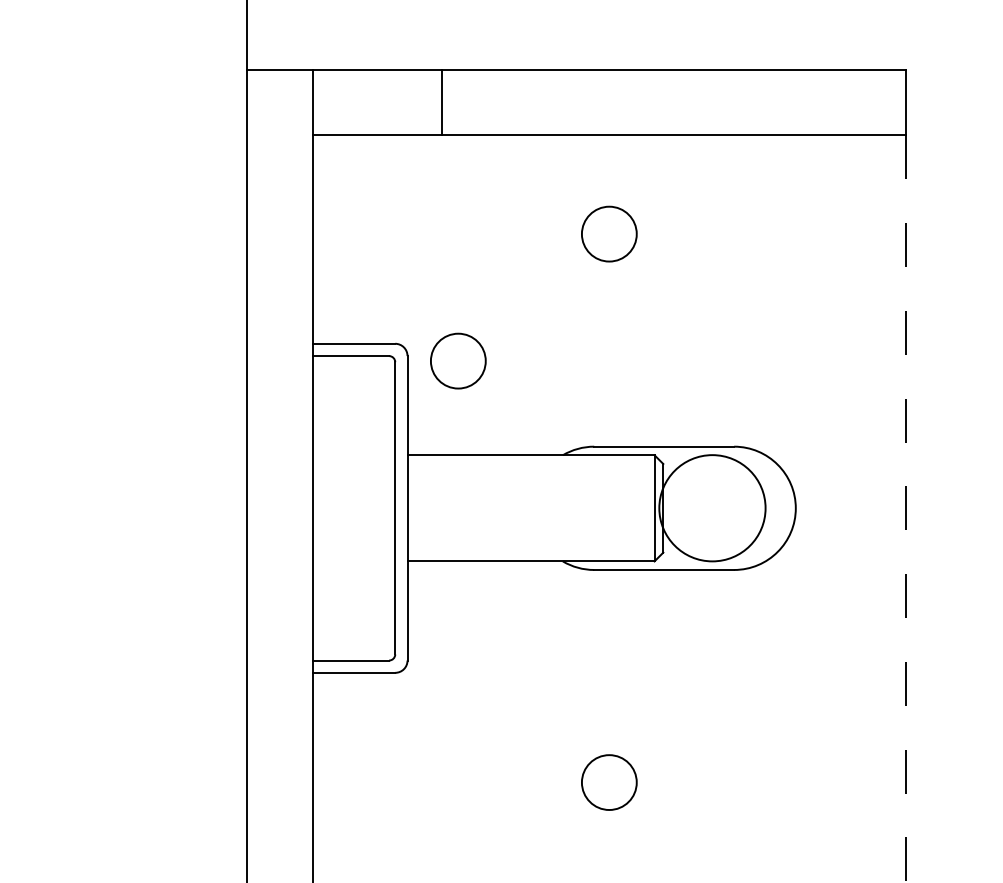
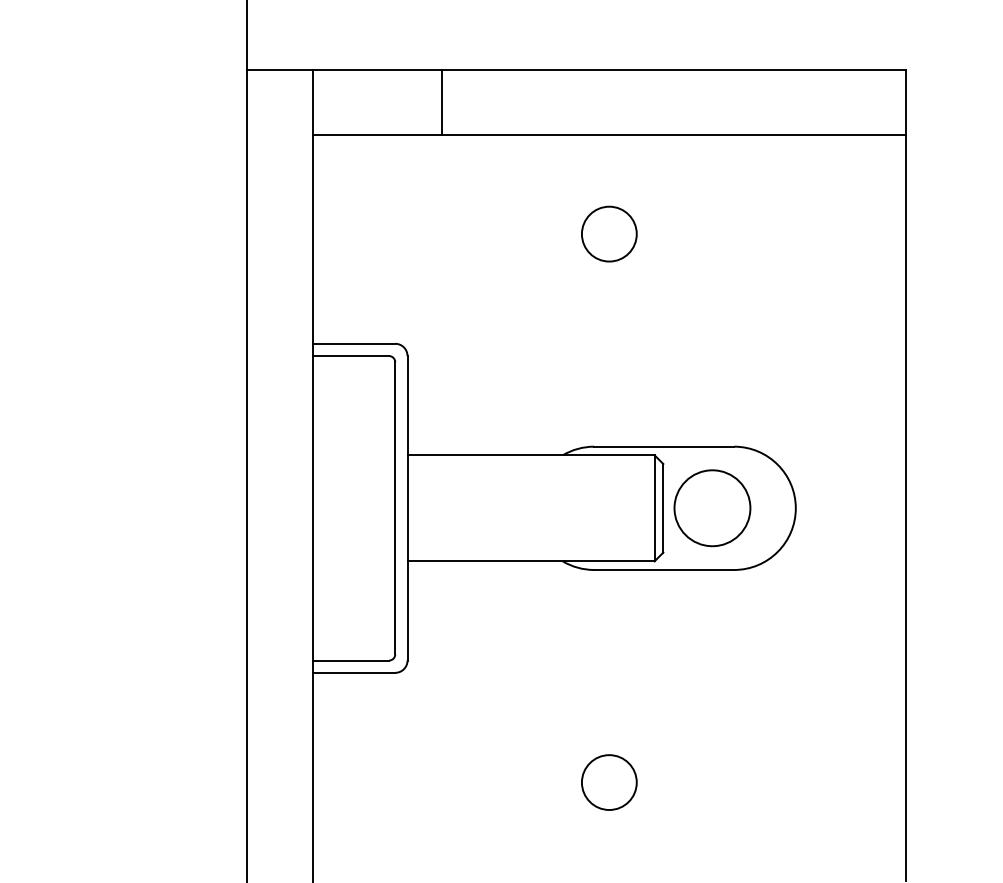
circle: present -> none (458, 360)
line: dashed -> solid (905, 507)
circle diameter: 106 px -> 76 px (712, 508)
